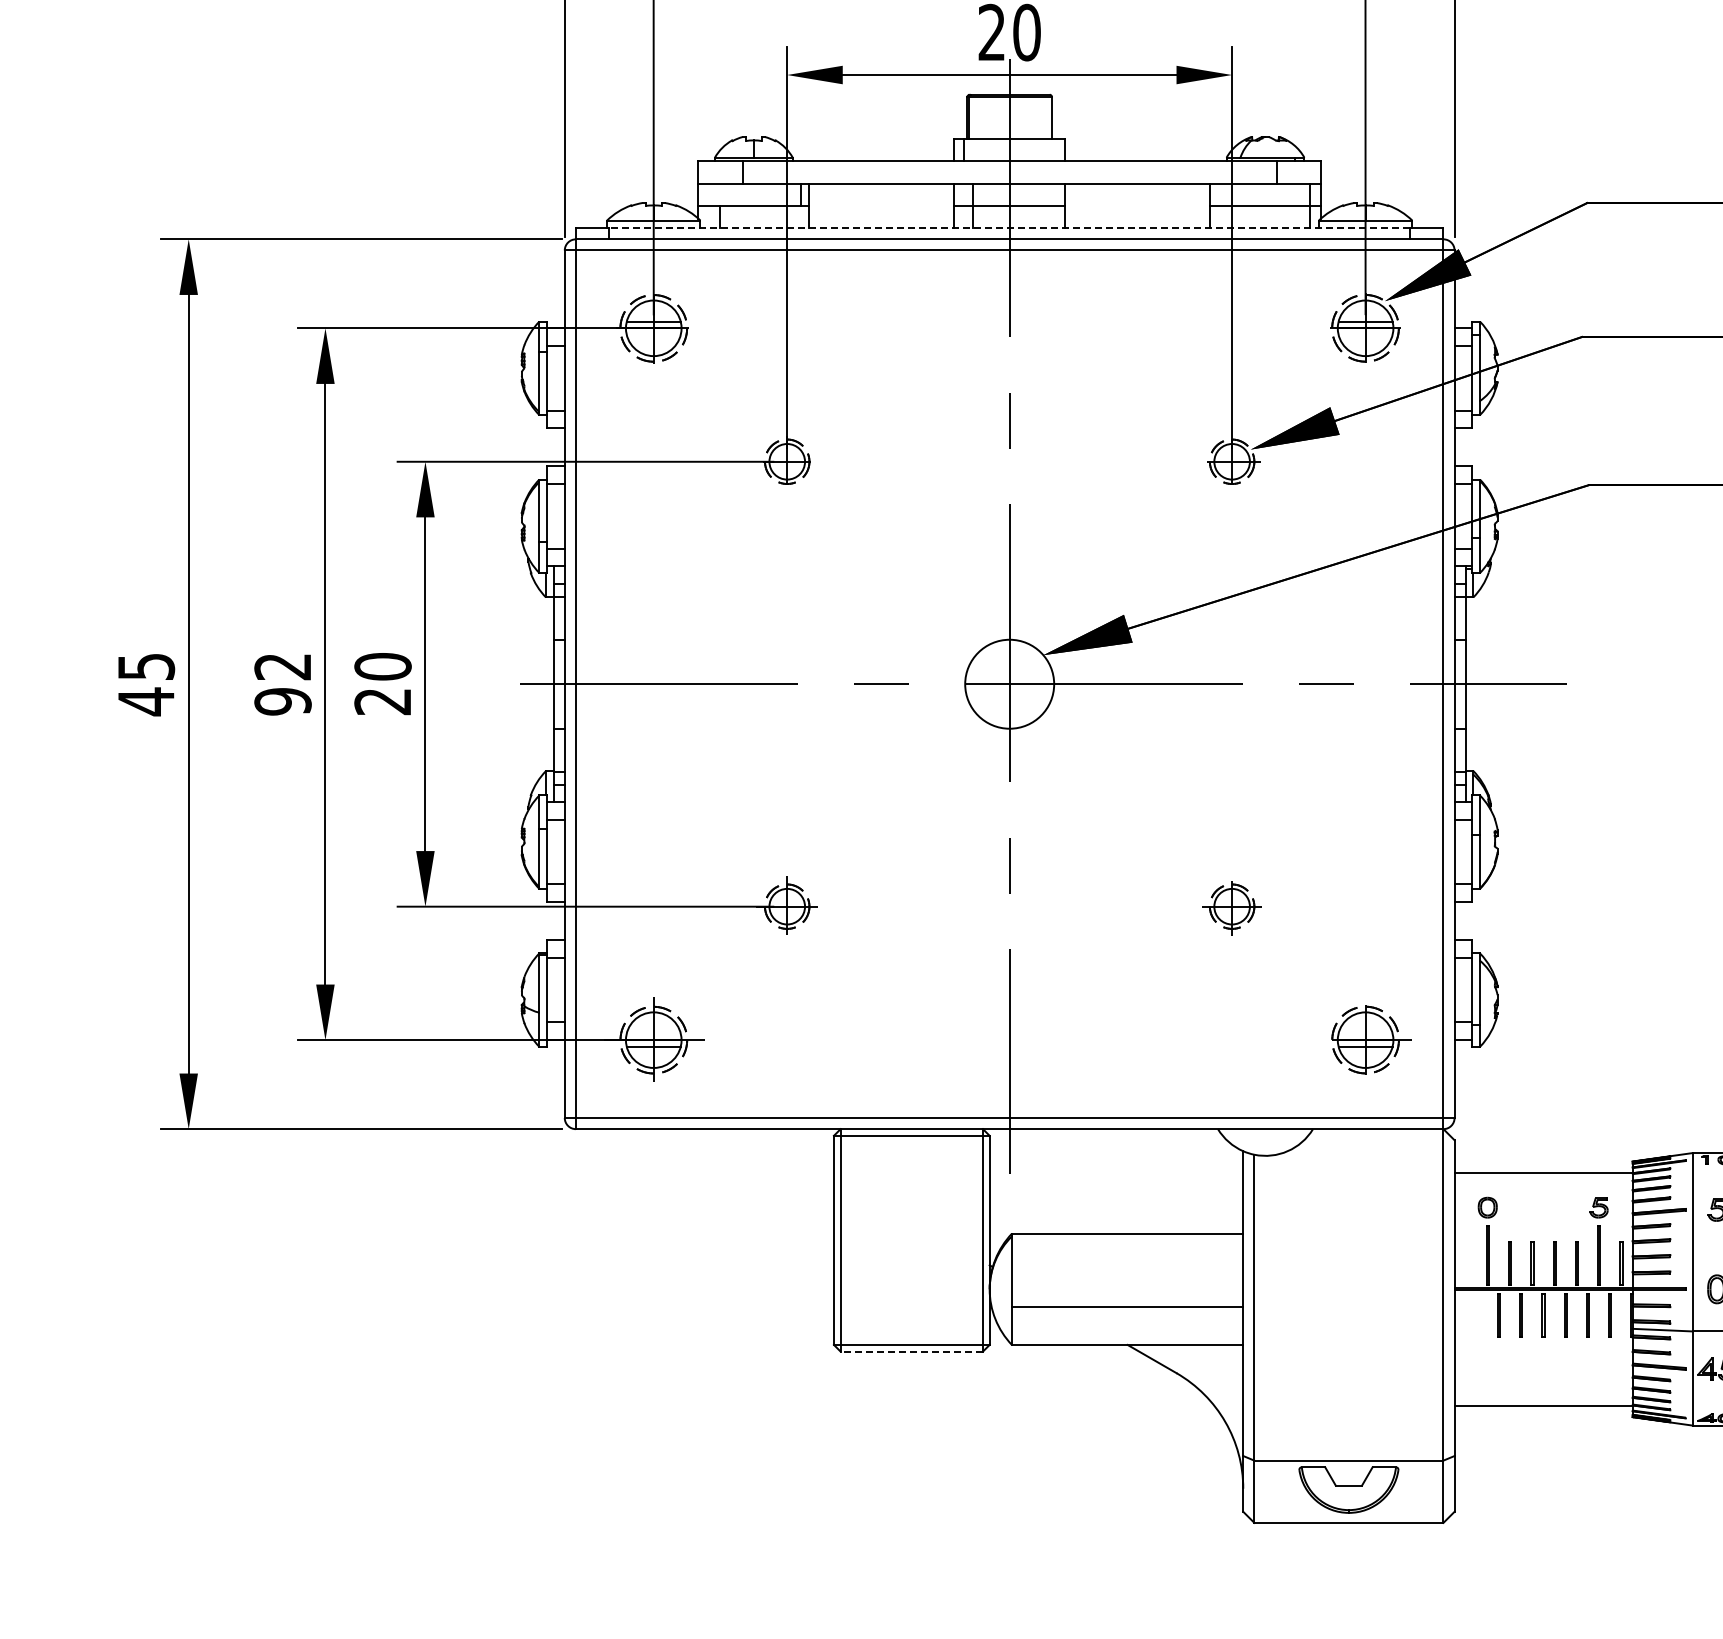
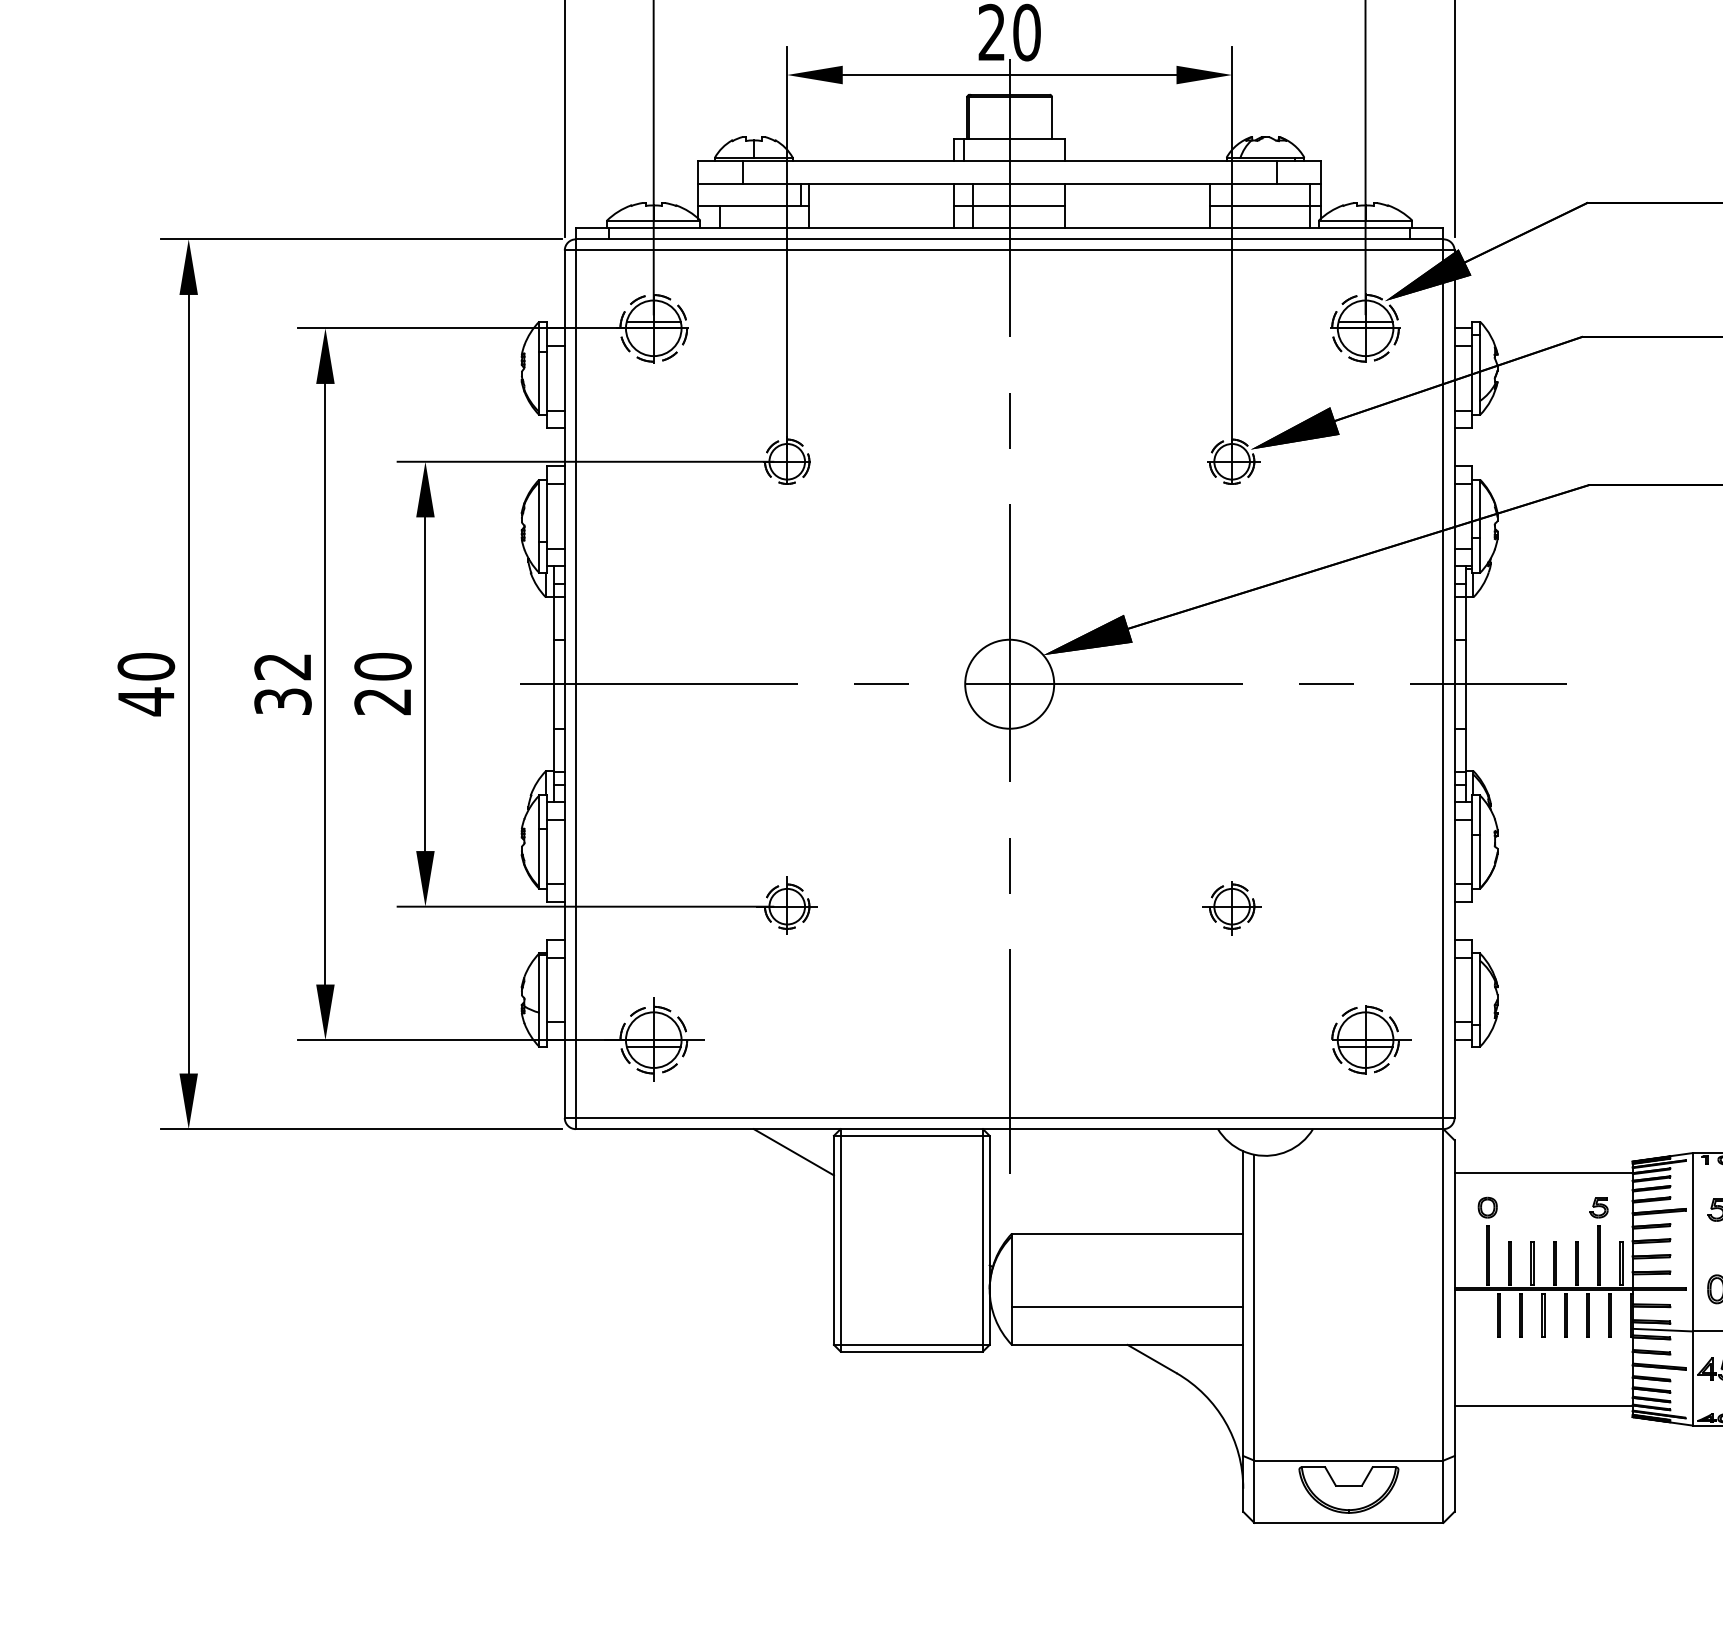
line: dashed -> solid (1009, 228)
text: 45 -> 40 (146, 666)
text: 92 -> 32 (282, 701)
line: none -> present (793, 1152)
line: dashed -> solid (911, 1351)
